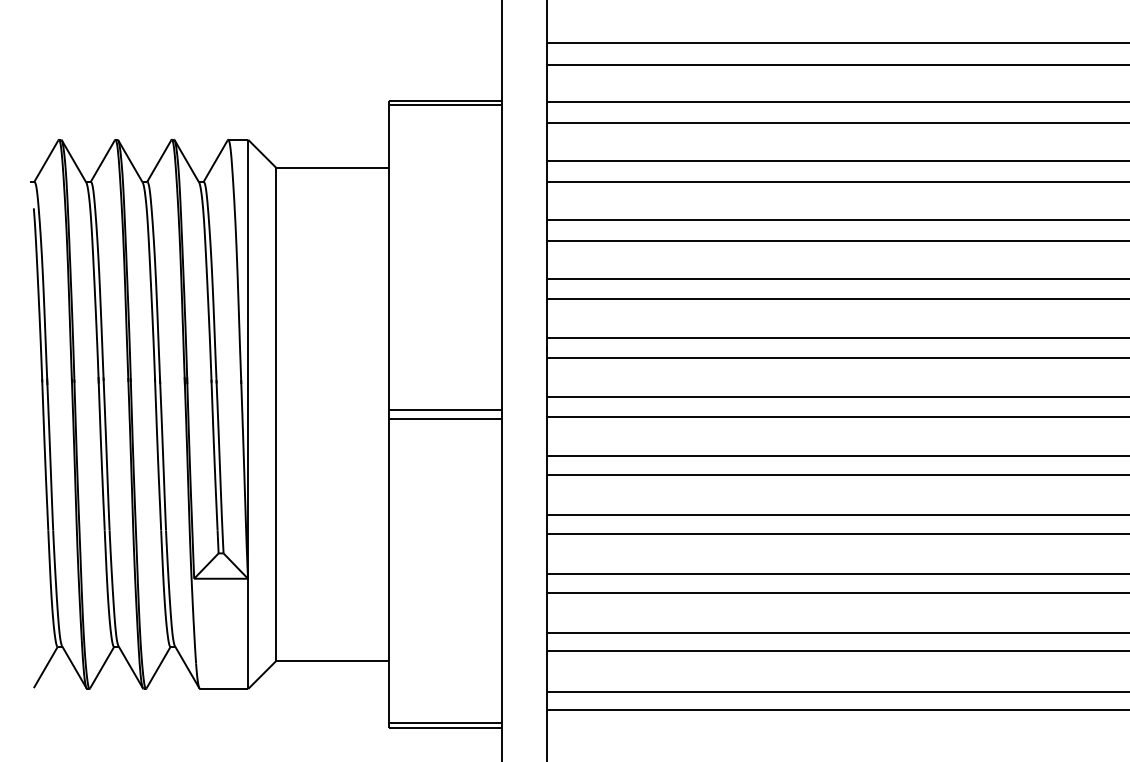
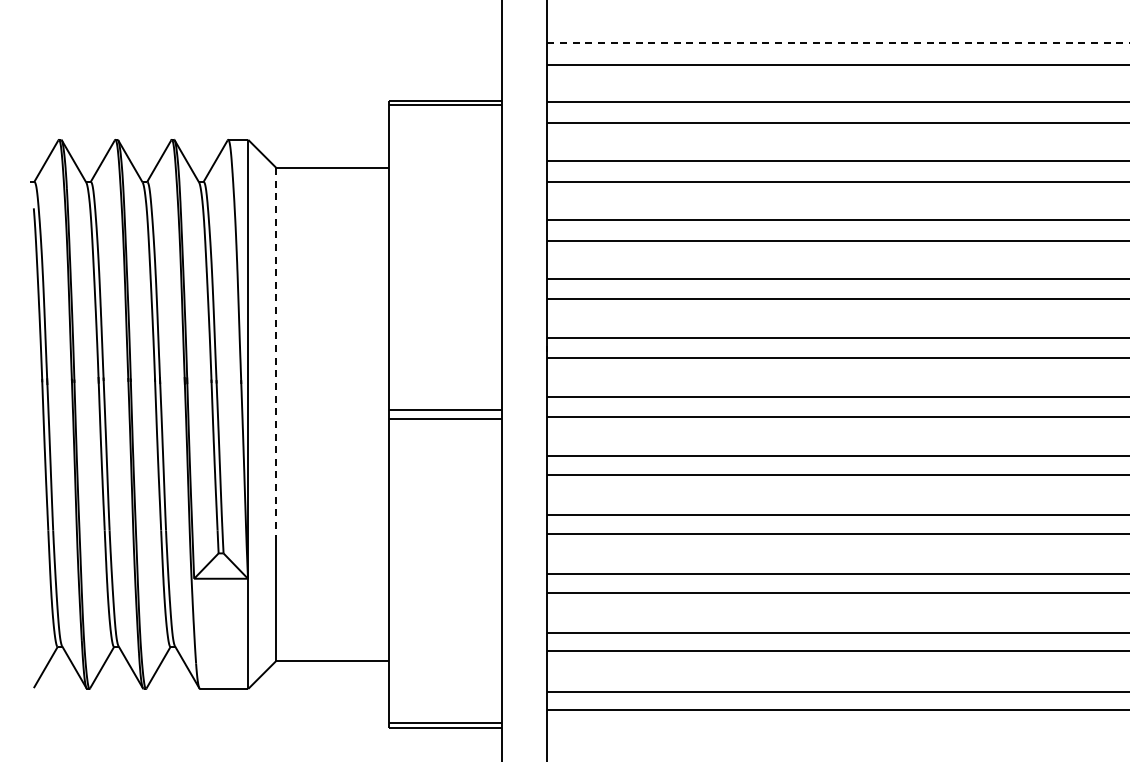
line: solid -> dashed (838, 43)
line: solid -> dashed (276, 352)
